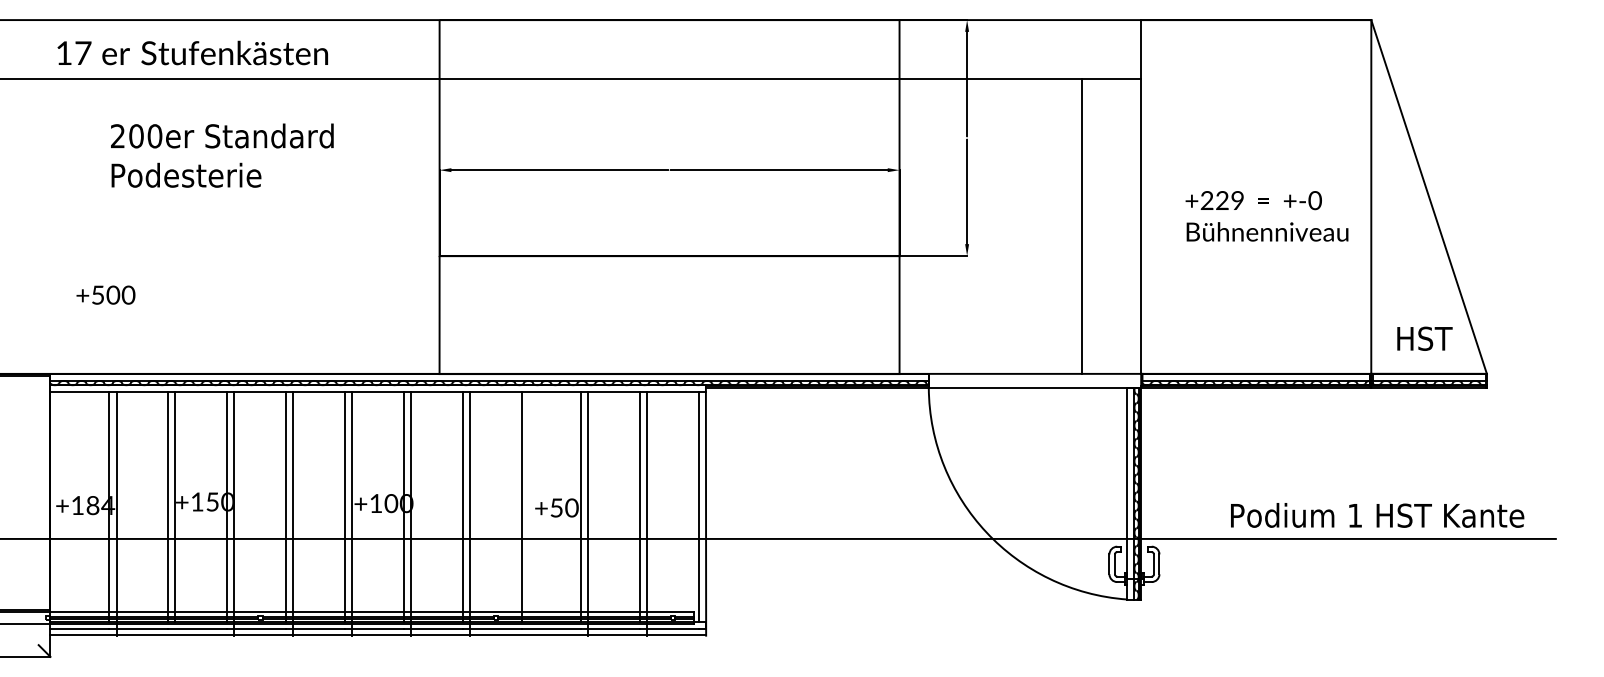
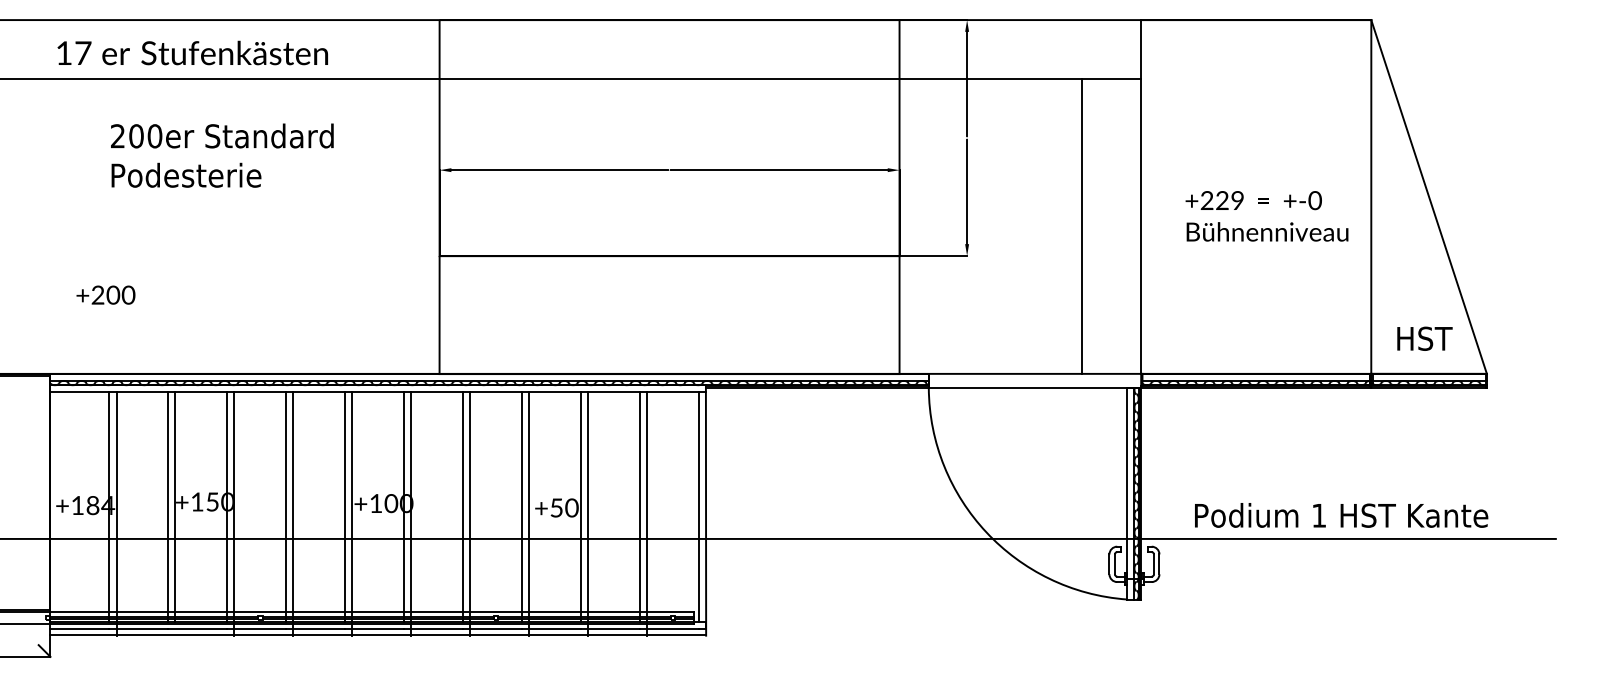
text: +500 -> +200 (97, 294)
line: none -> present (529, 513)
text position: (1377, 515) -> (1341, 515) (1341, 515)
